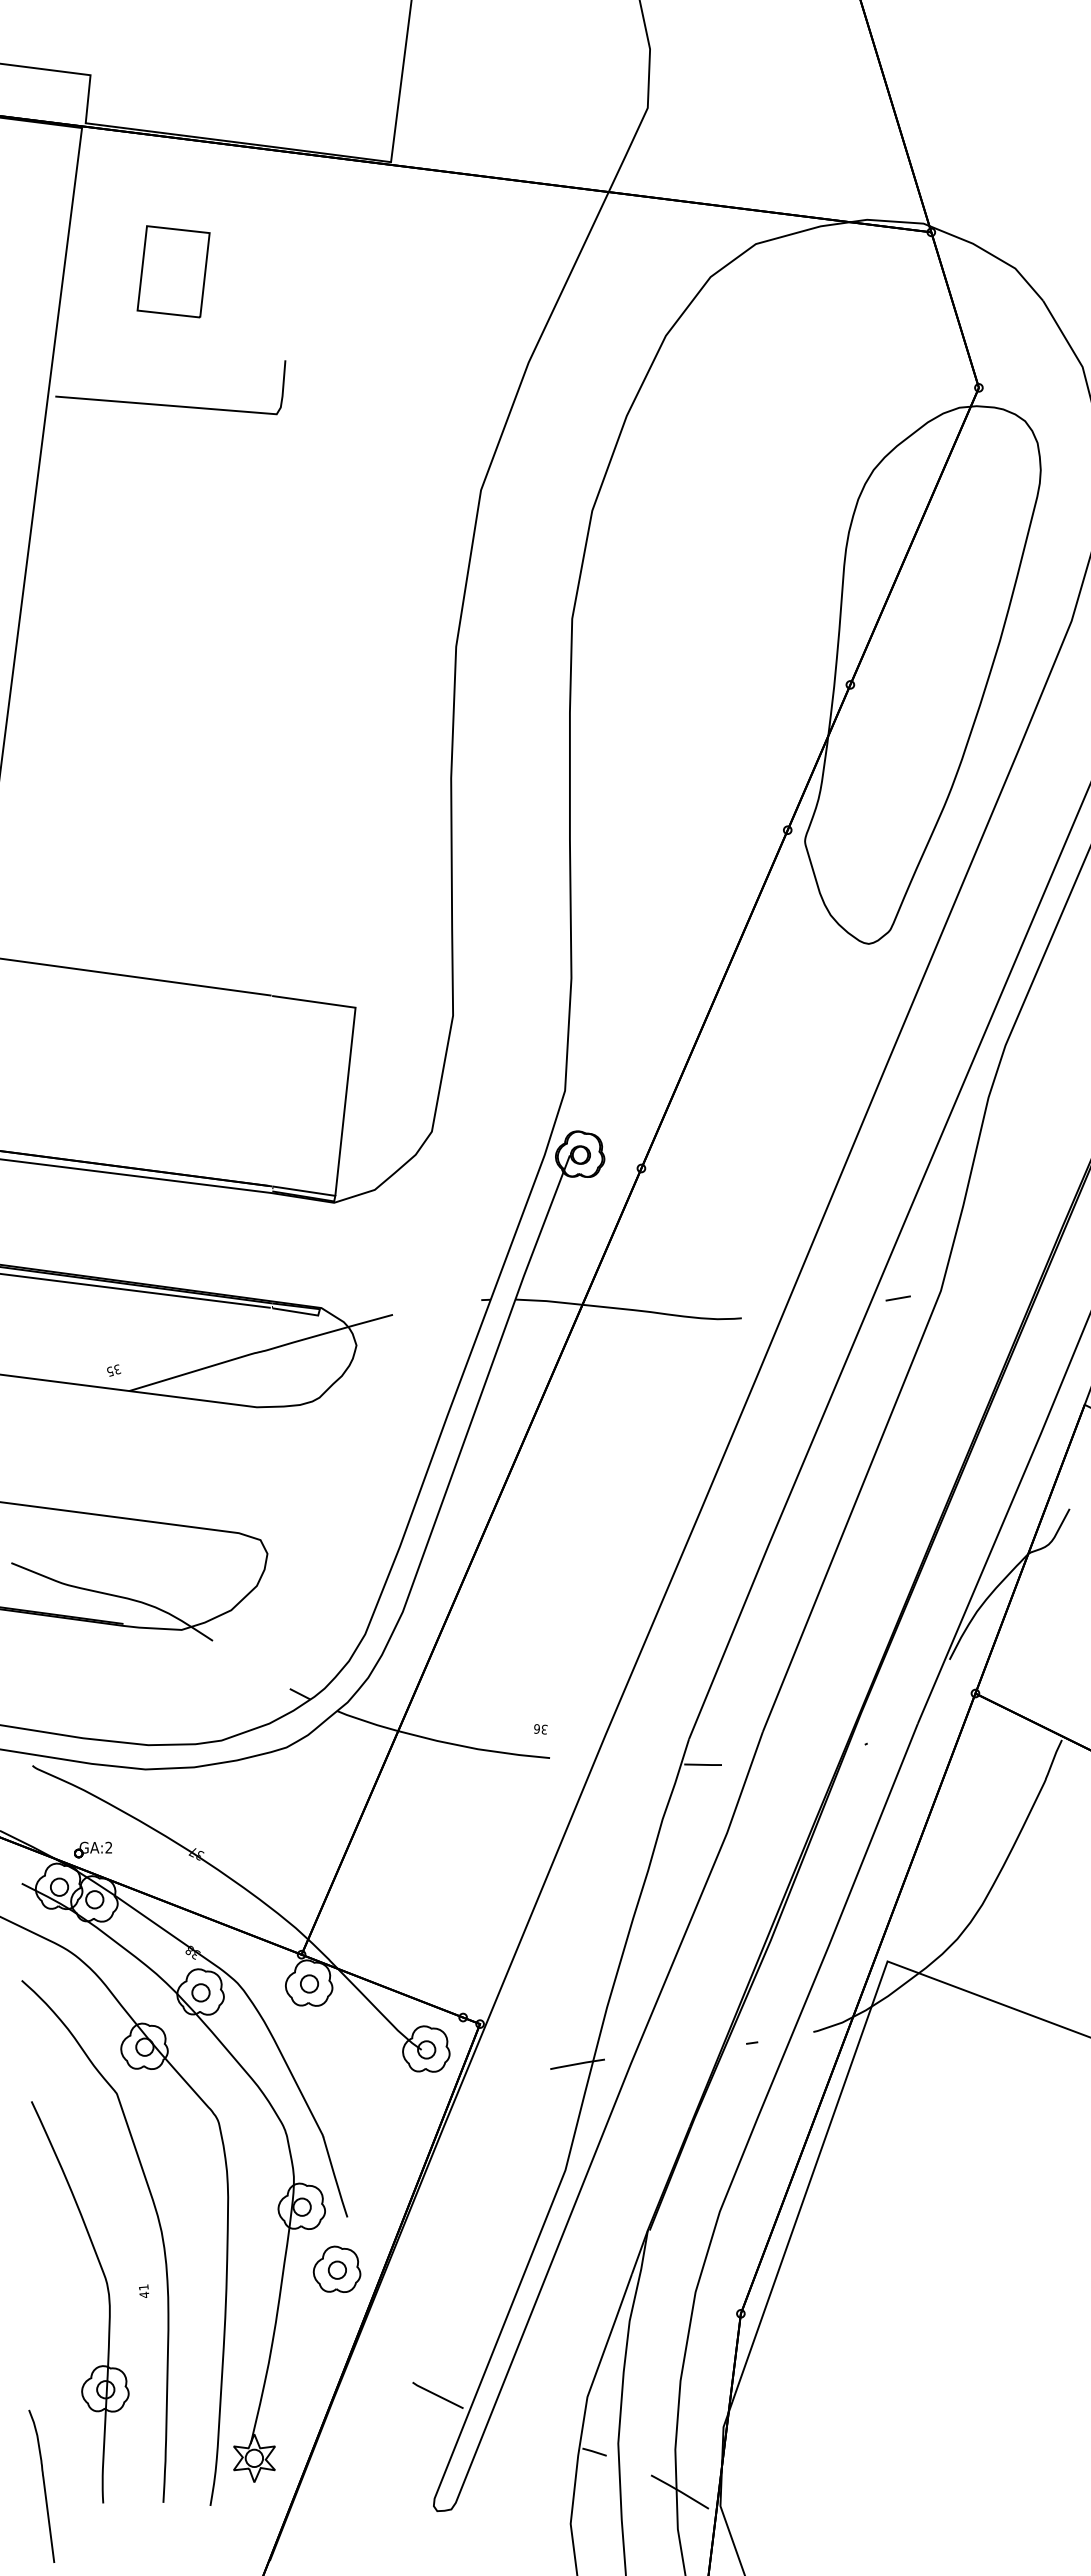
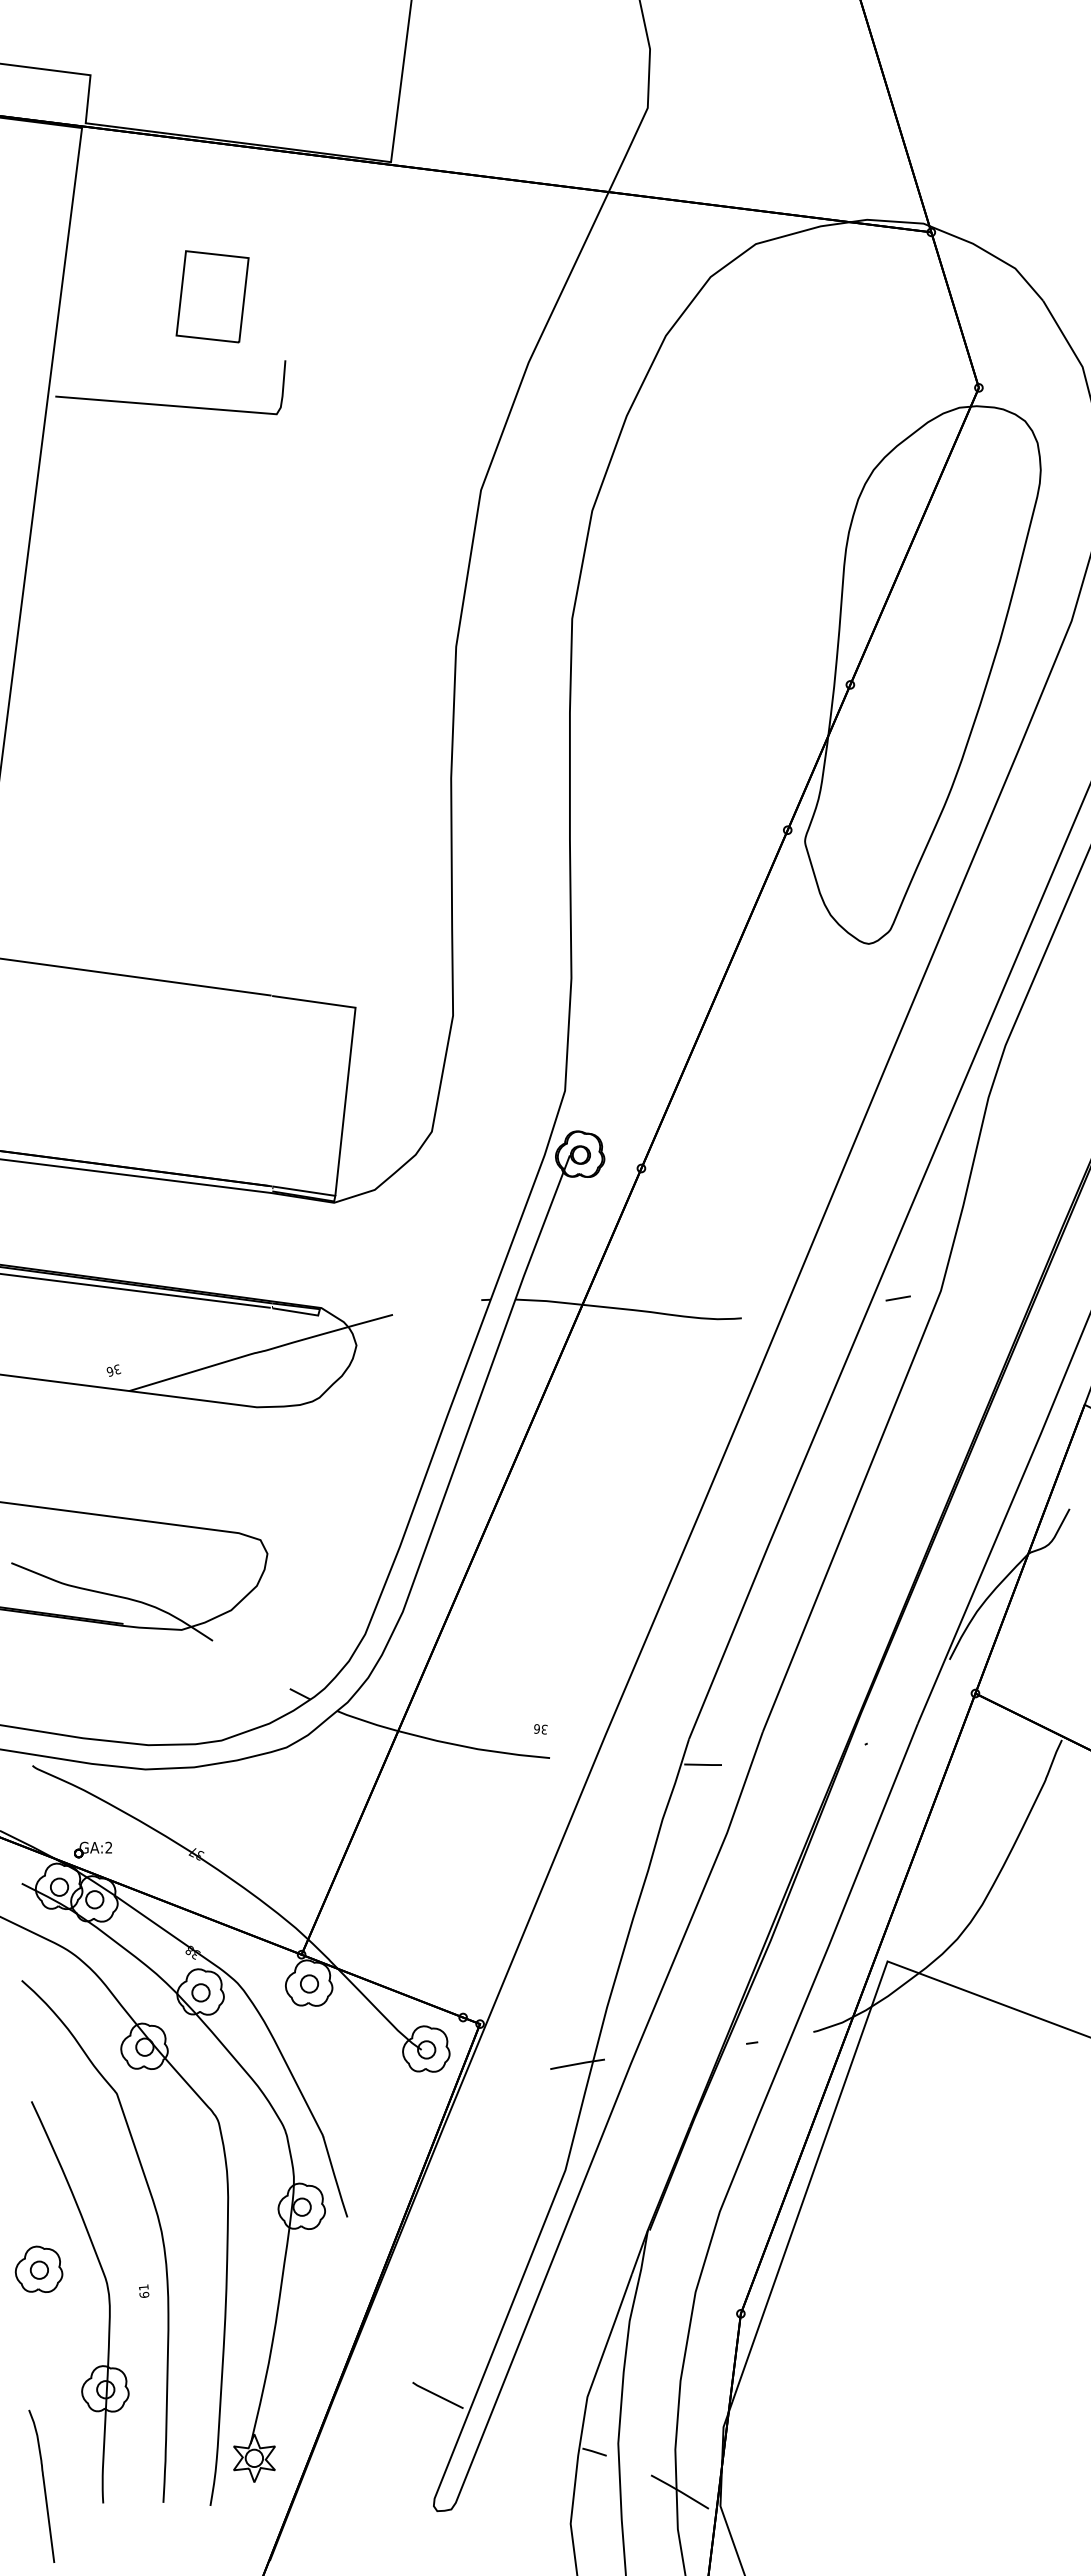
part position: (173, 271) -> (212, 296) (212, 296)
text: 35 -> 36 (109, 1371)
part position: (336, 2268) -> (38, 2268) (38, 2268)
text: 41 -> 61 (144, 2294)
